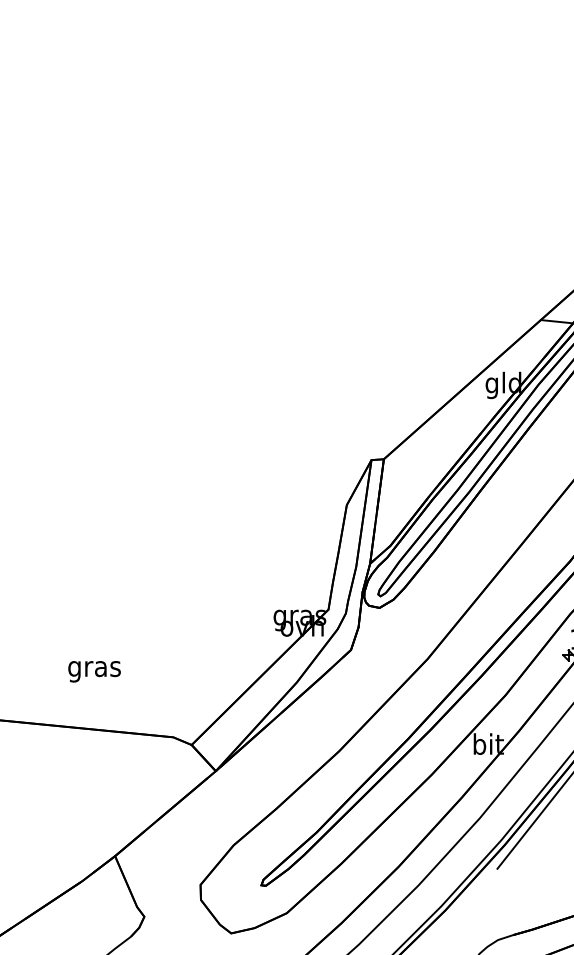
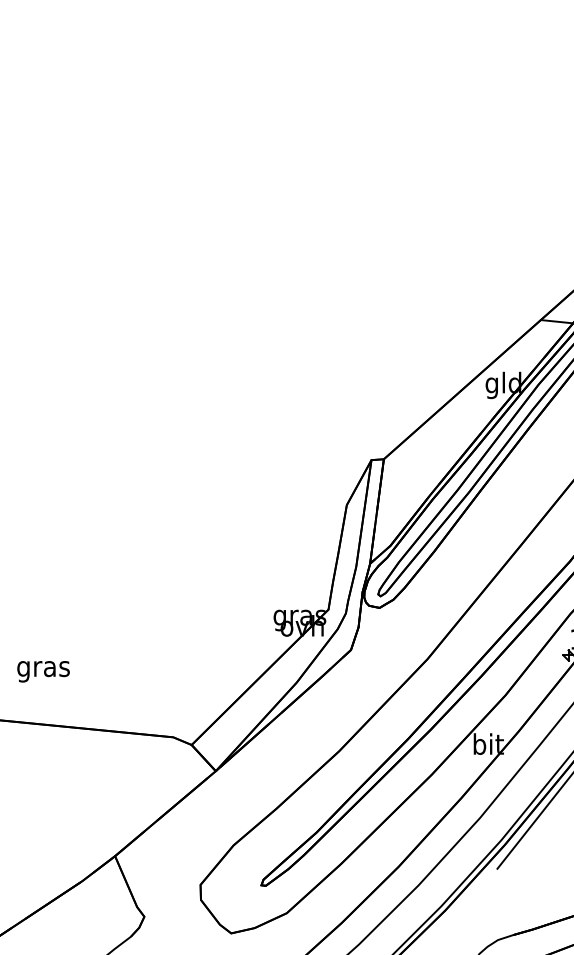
text position: (94, 671) -> (43, 671) (43, 671)
